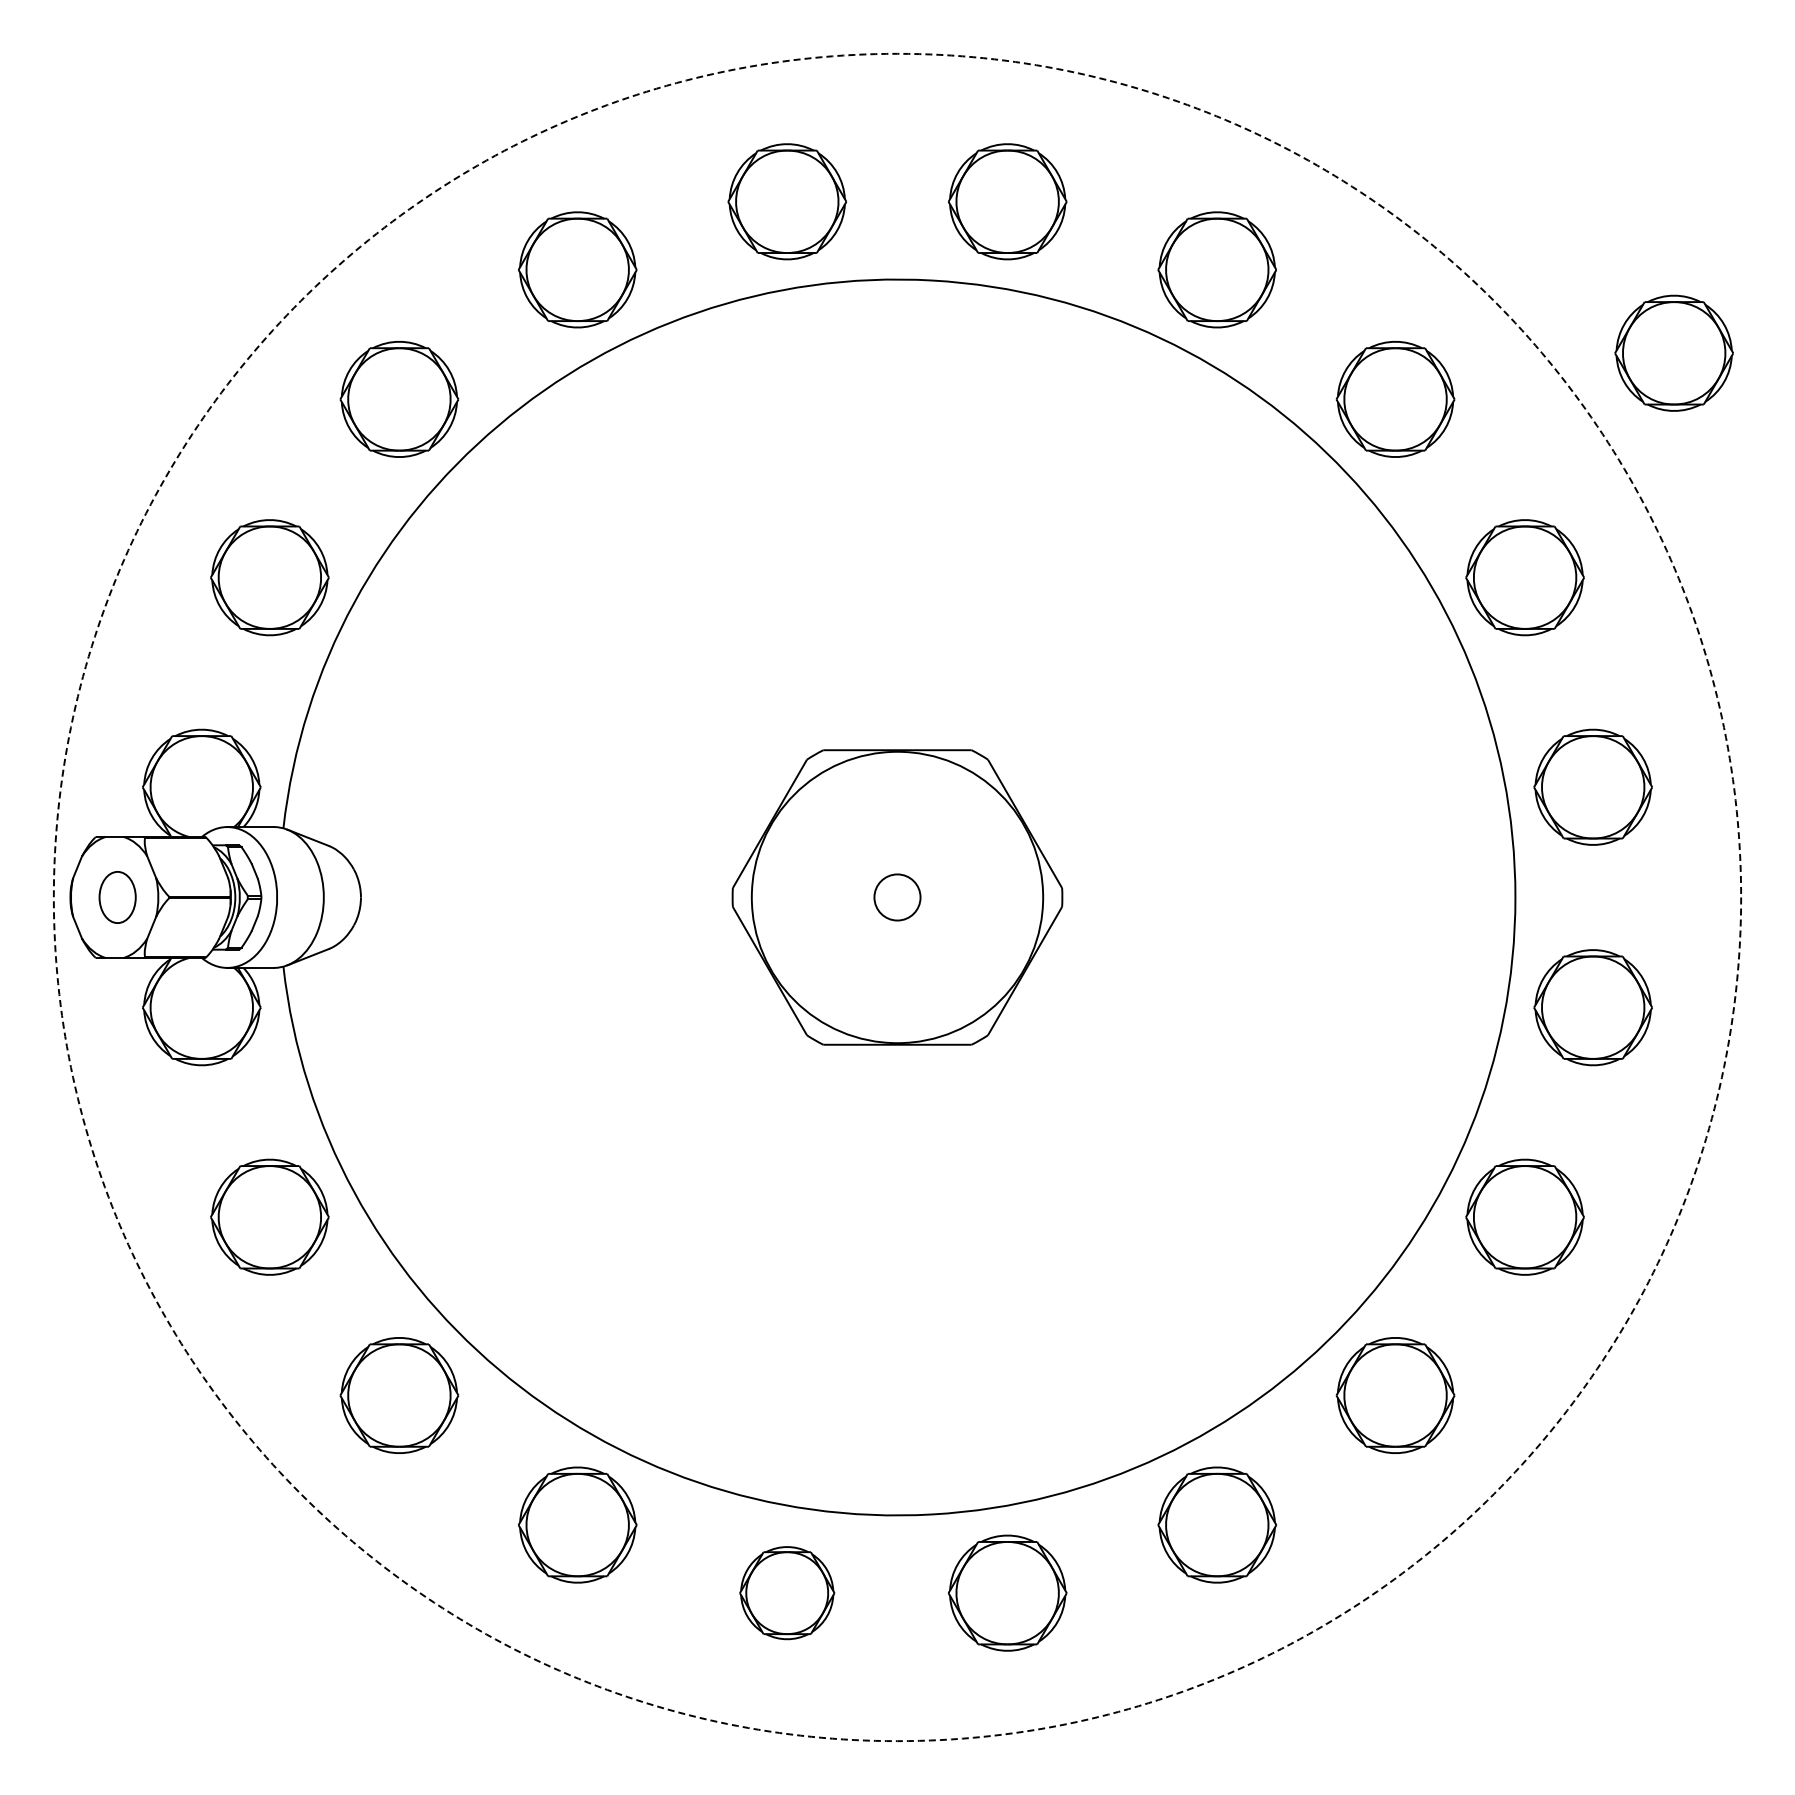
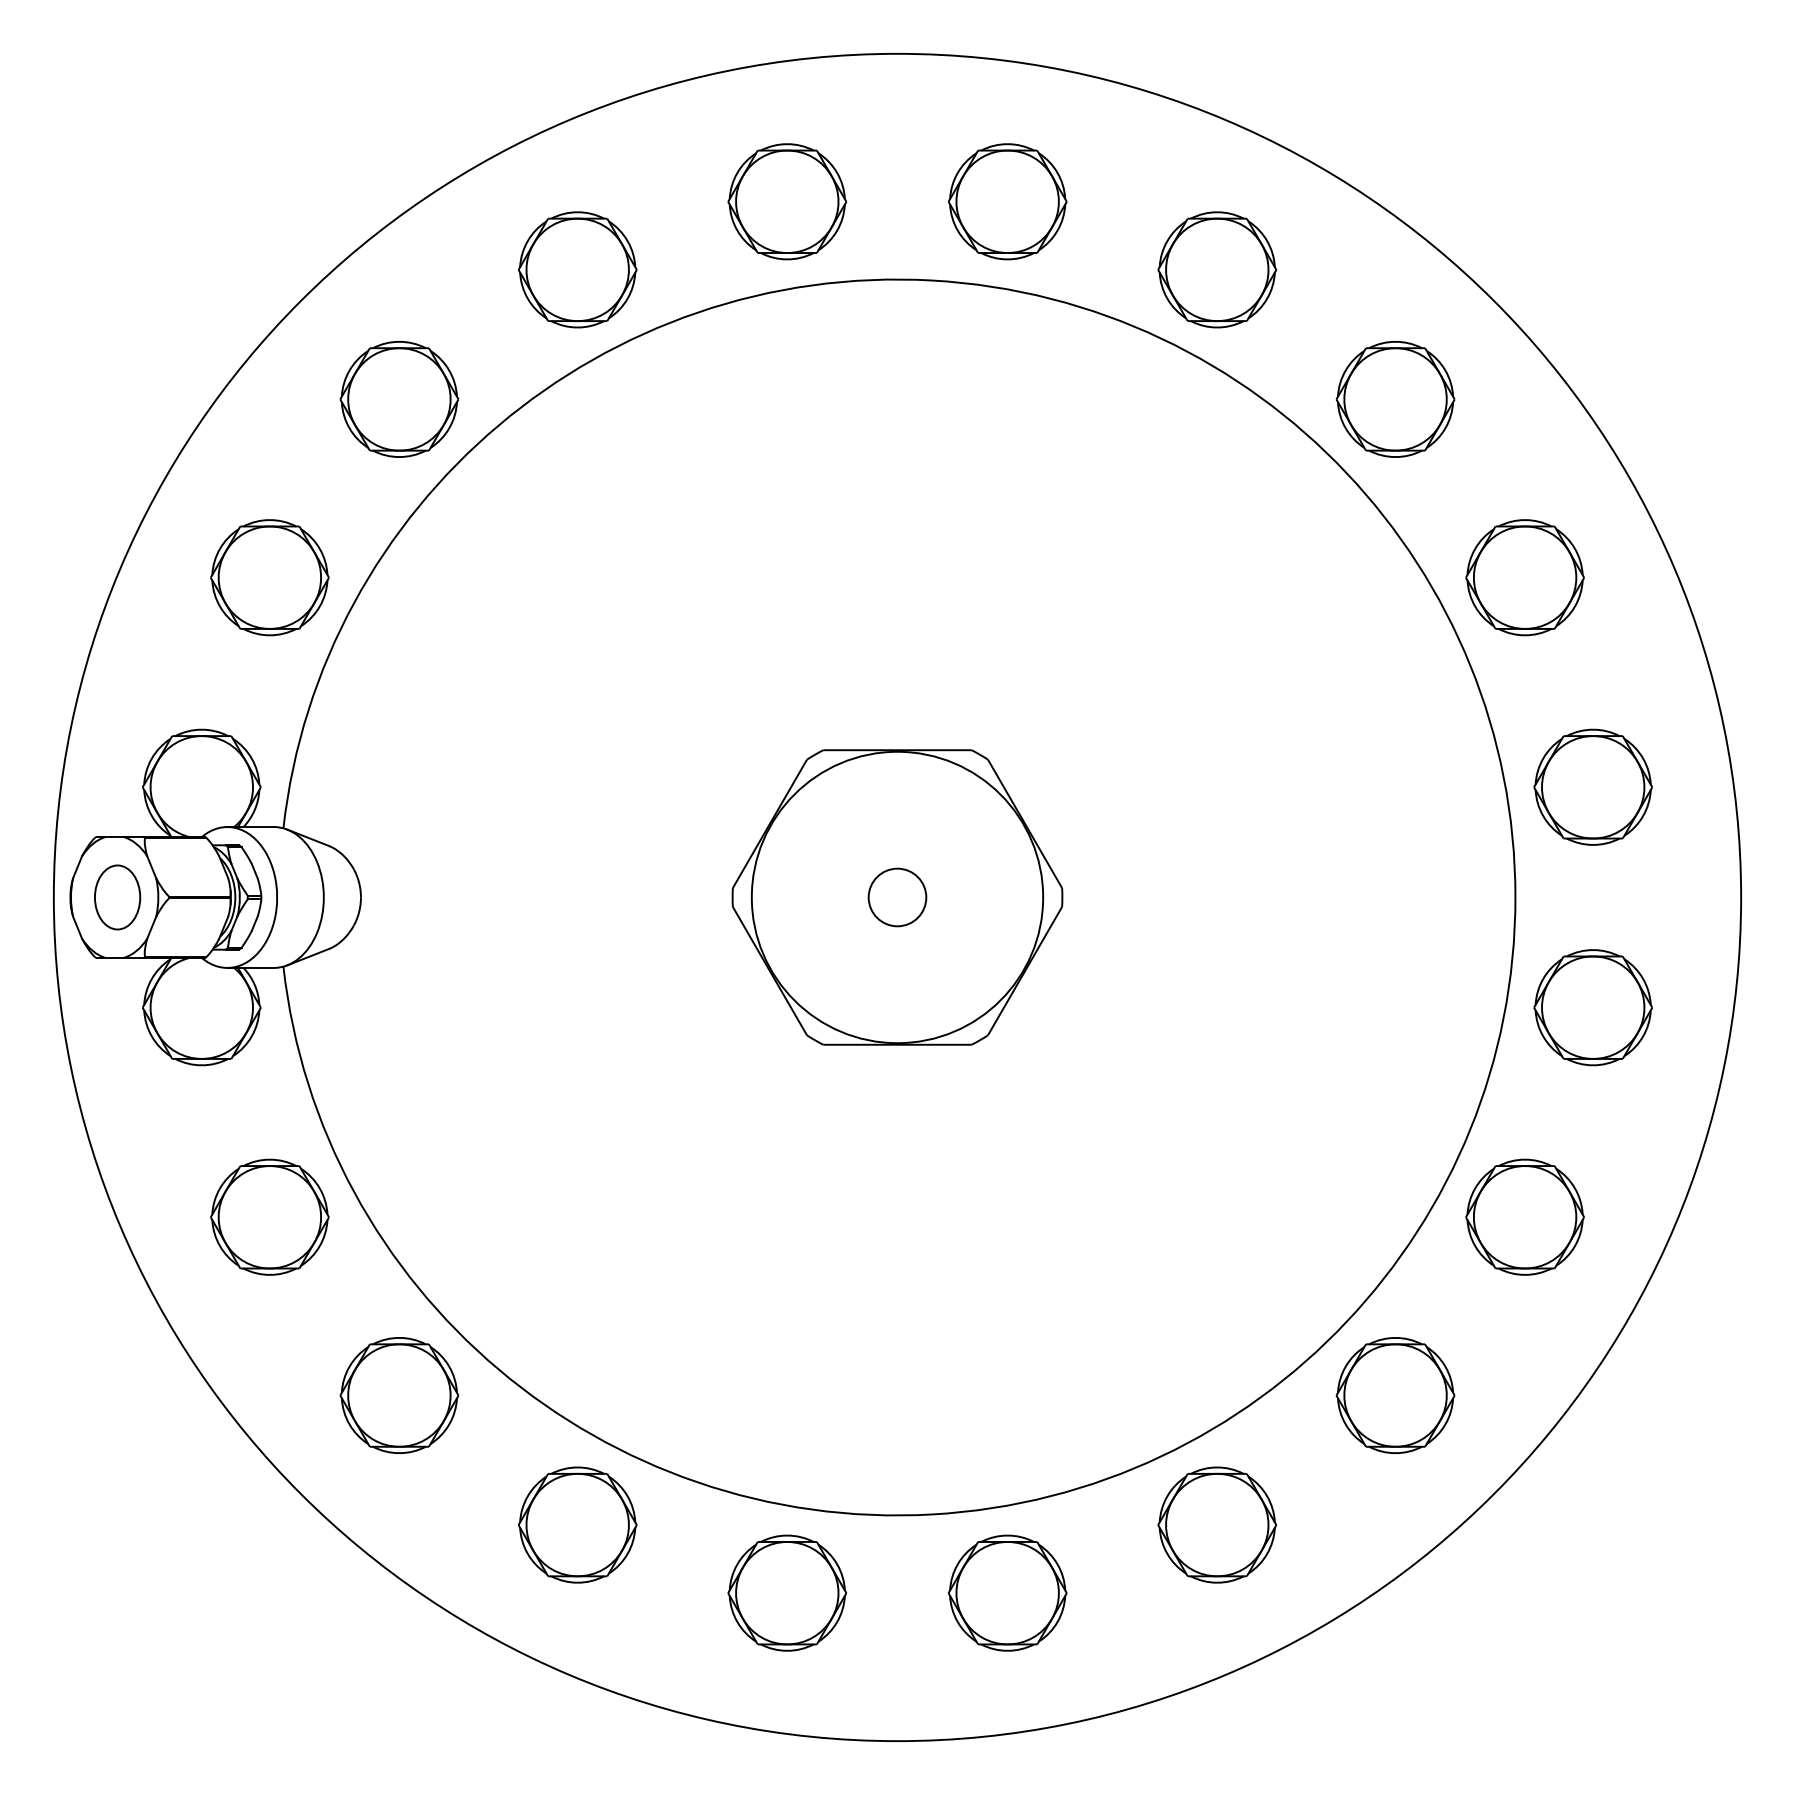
part: present -> none (1673, 352)
part size: 39x53 px -> 48x67 px (117, 897)
circle diameter: 46 px -> 58 px (897, 897)
circle: dashed -> solid (897, 897)
part size: 97x95 px -> 120x118 px (786, 1592)
